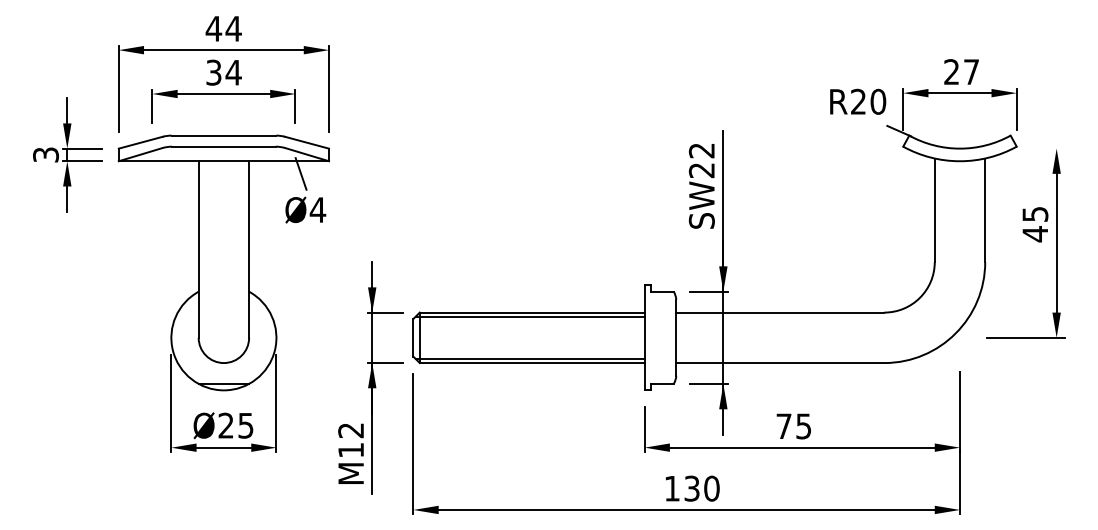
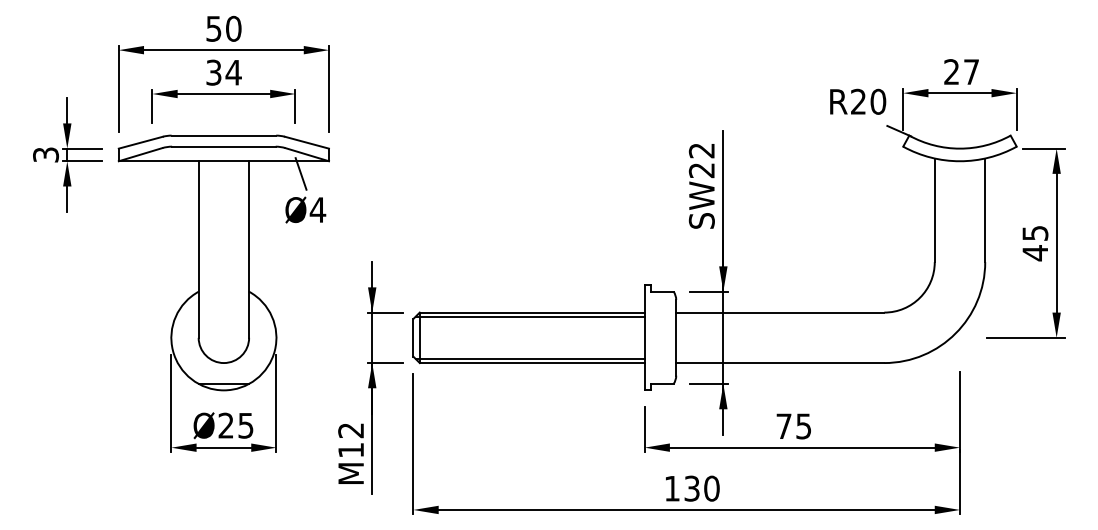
text: 44 -> 50 (223, 28)
line: none -> present (1043, 148)
text position: (1035, 224) -> (1035, 243) (1035, 243)
